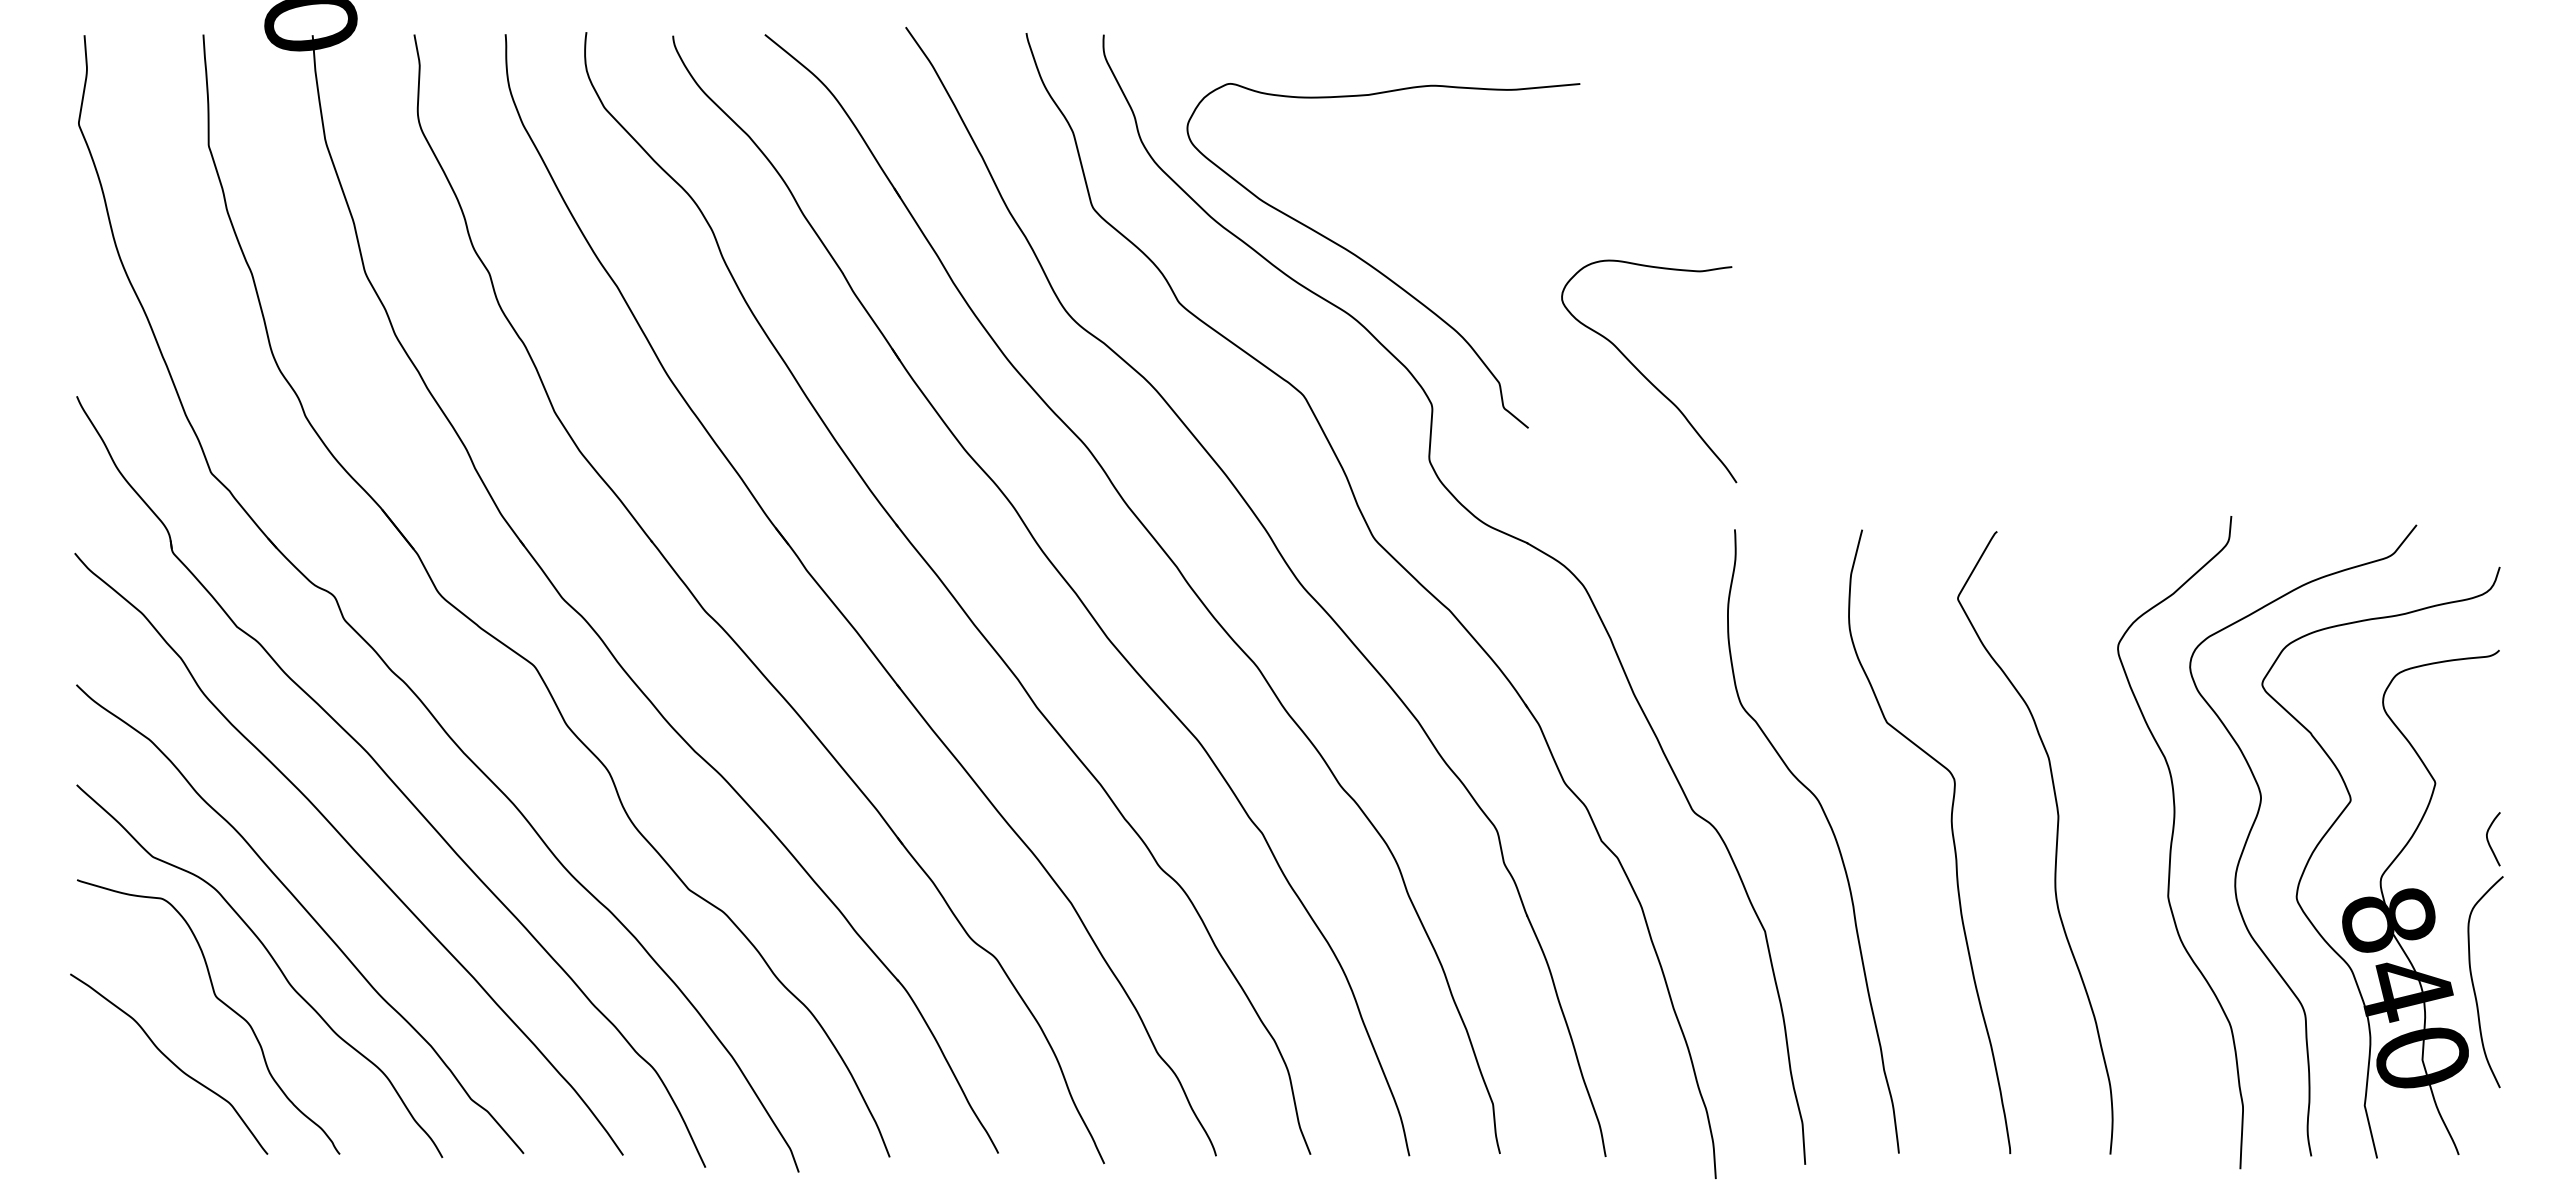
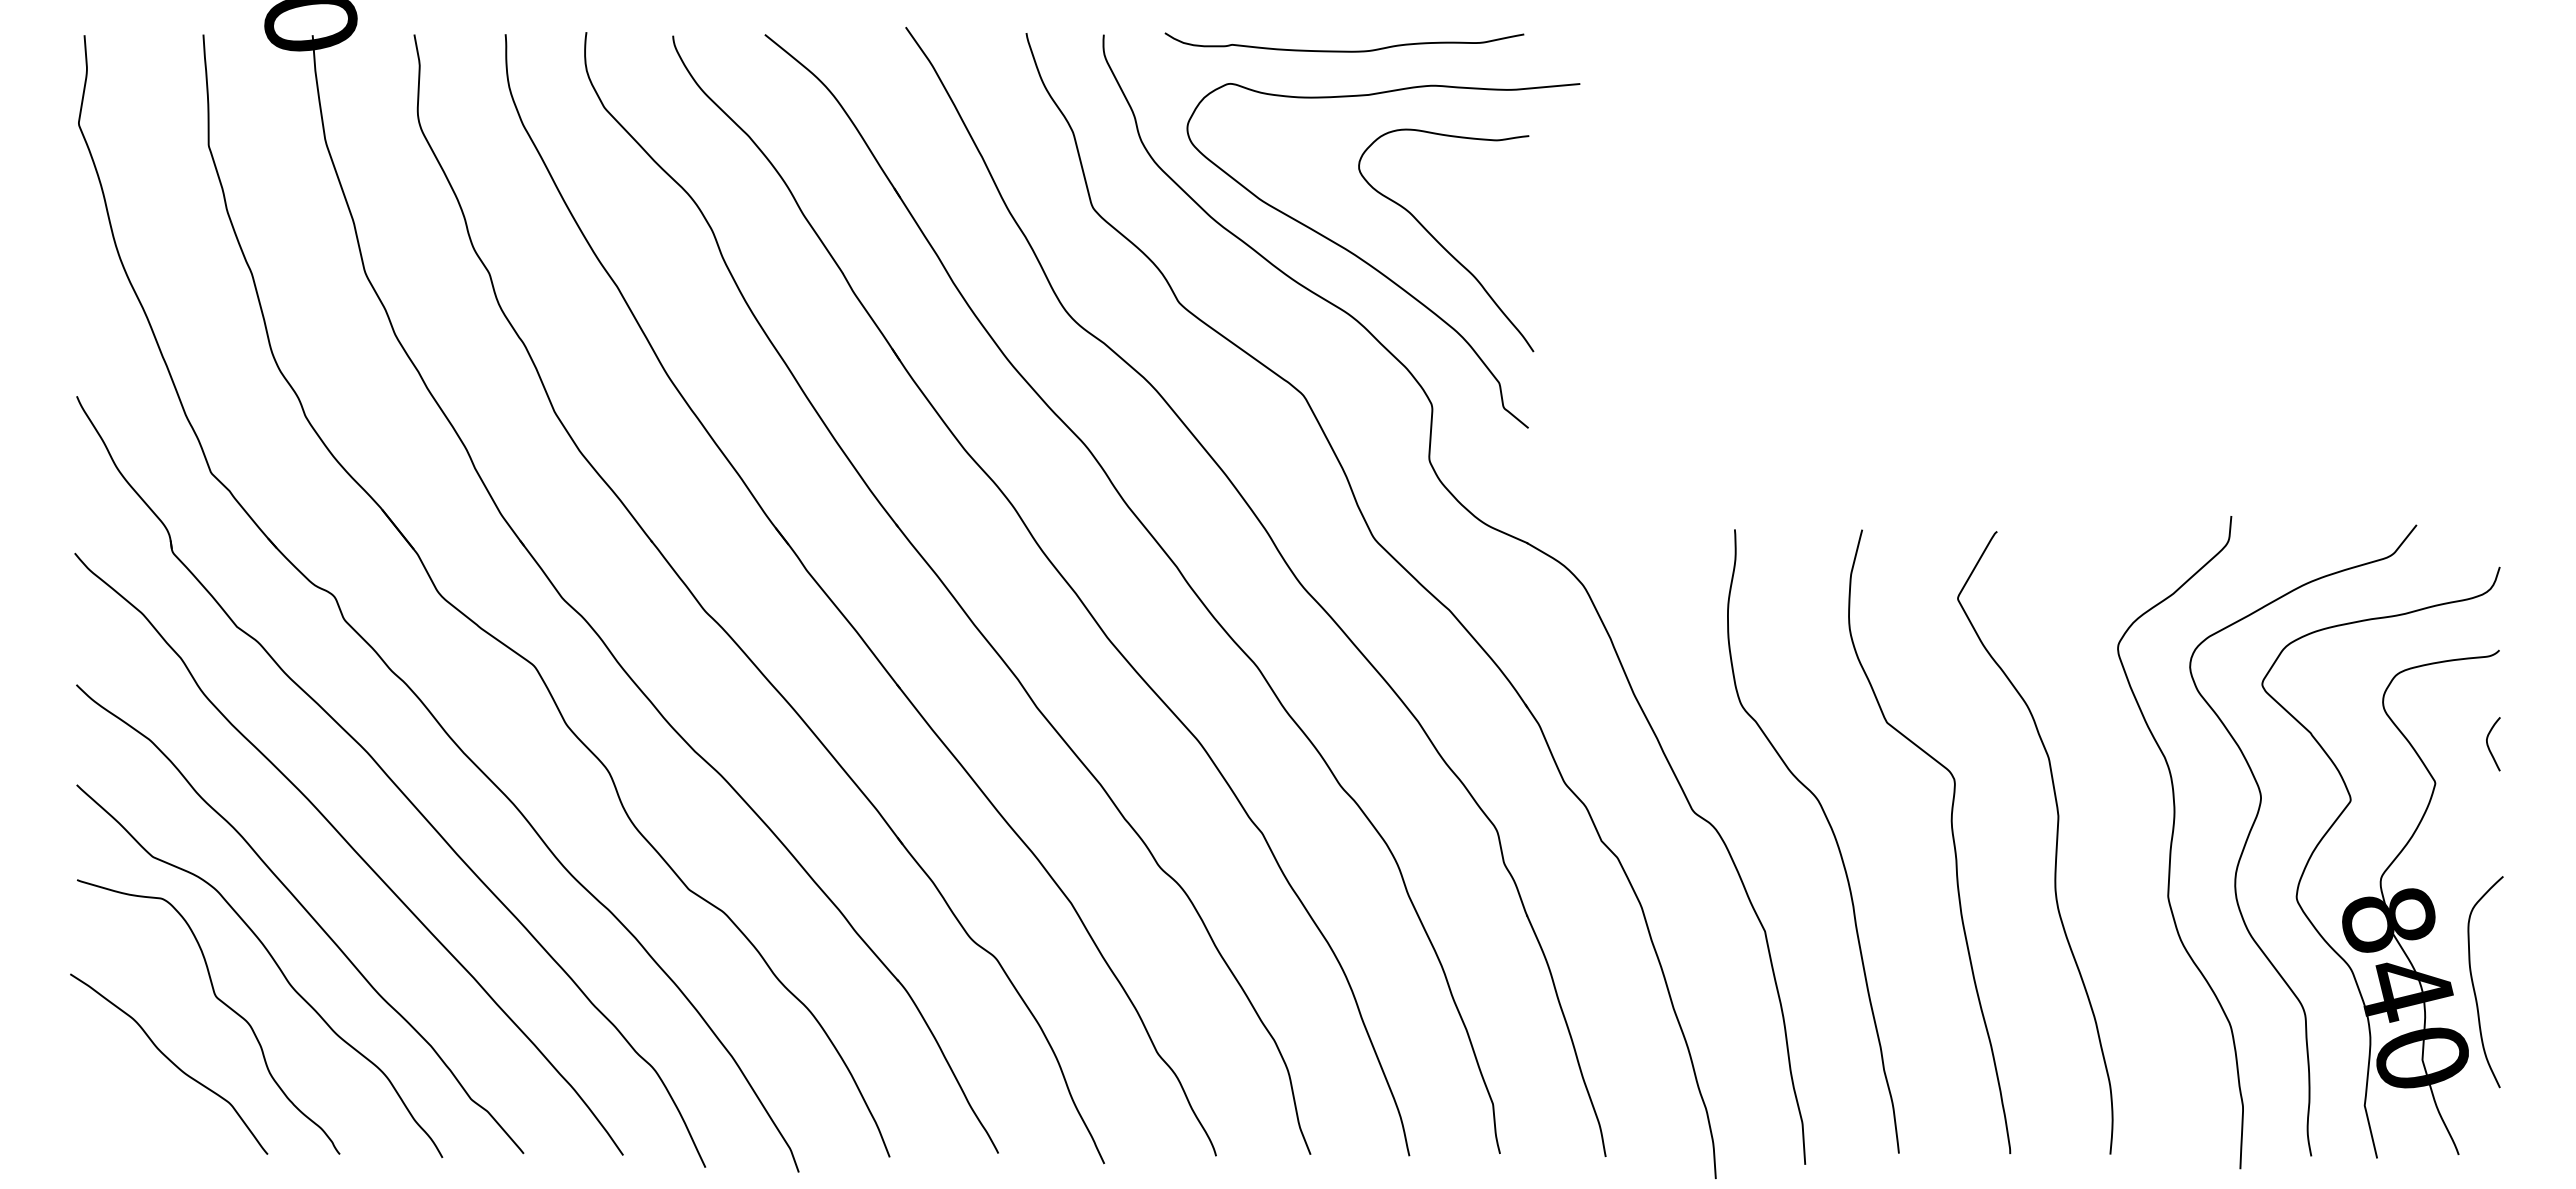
curve: none -> present (1344, 50)
curve position: (1644, 375) -> (1441, 244) (1441, 244)
curve position: (2489, 841) -> (2489, 746) (2489, 746)
